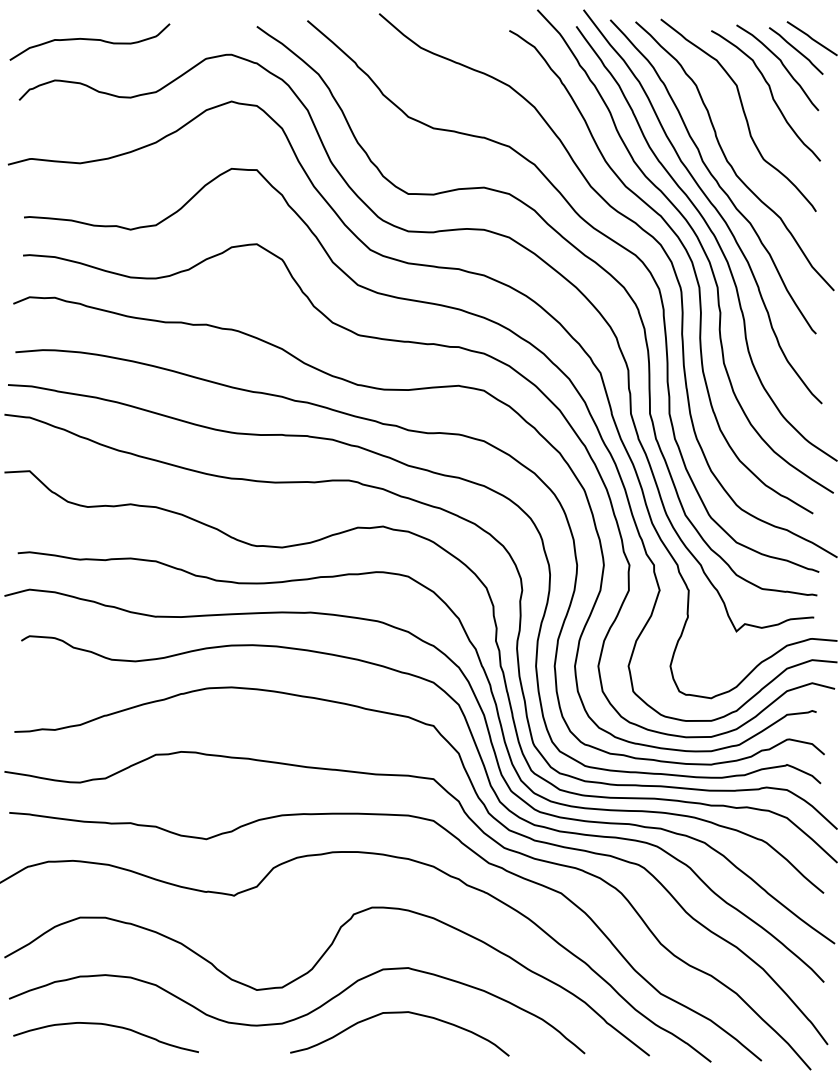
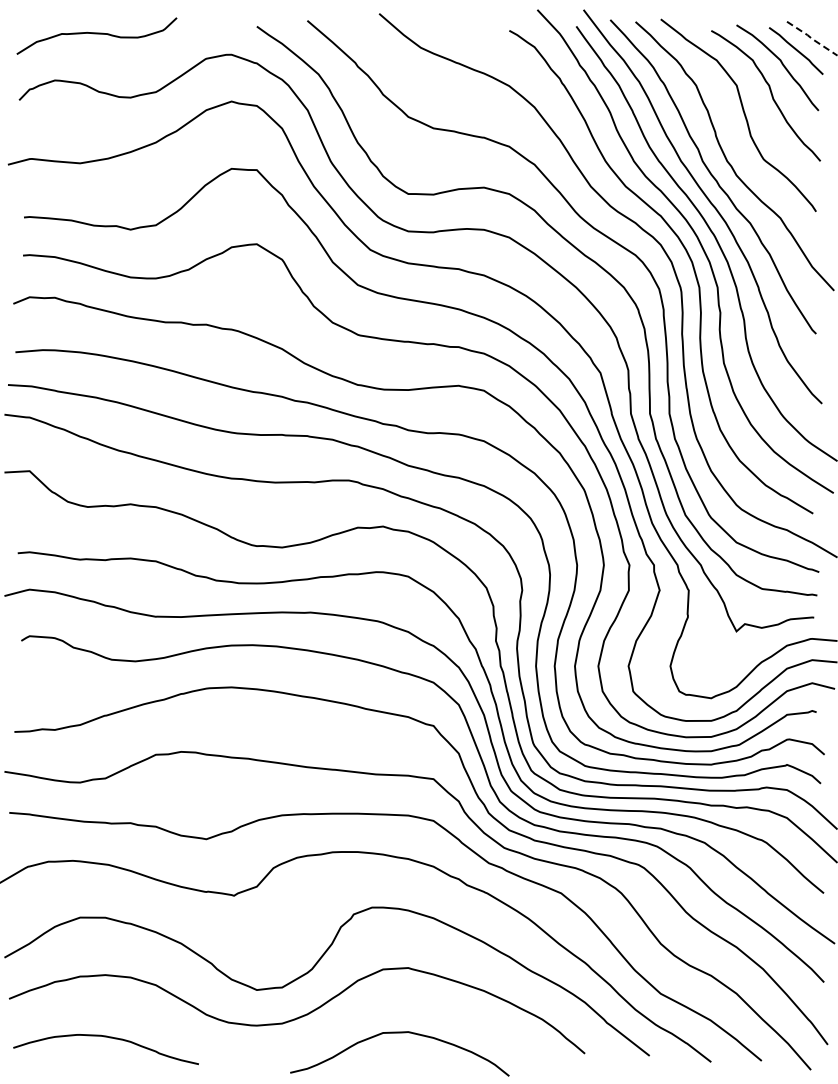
line: solid -> dashed (812, 39)
curve position: (89, 40) -> (96, 34) (96, 34)
curve position: (399, 1013) -> (399, 1033) (399, 1033)
curve position: (109, 1026) -> (109, 1038) (109, 1038)
